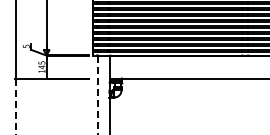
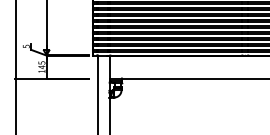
line: dashed -> solid (98, 95)
line: dashed -> solid (15, 106)
